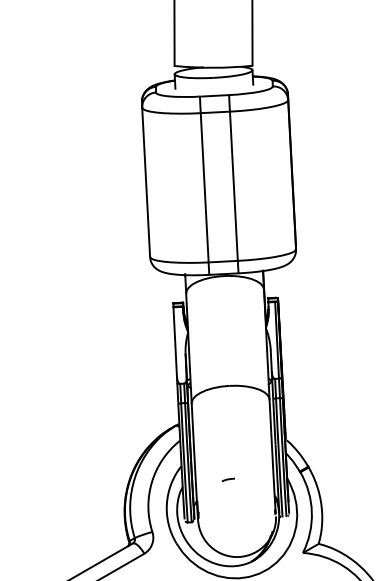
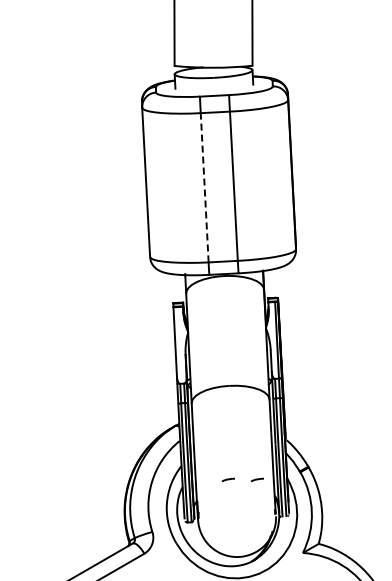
line: solid -> dashed (204, 187)
curve: none -> present (256, 479)
